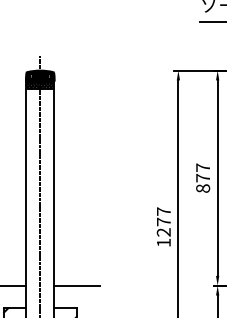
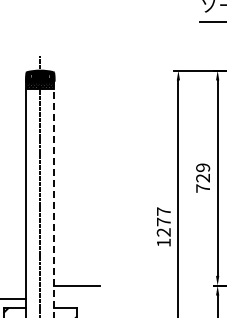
text: 877 -> 729 (203, 177)
line: solid -> dashed (54, 199)
line position: (14, 285) -> (14, 298) (14, 298)
